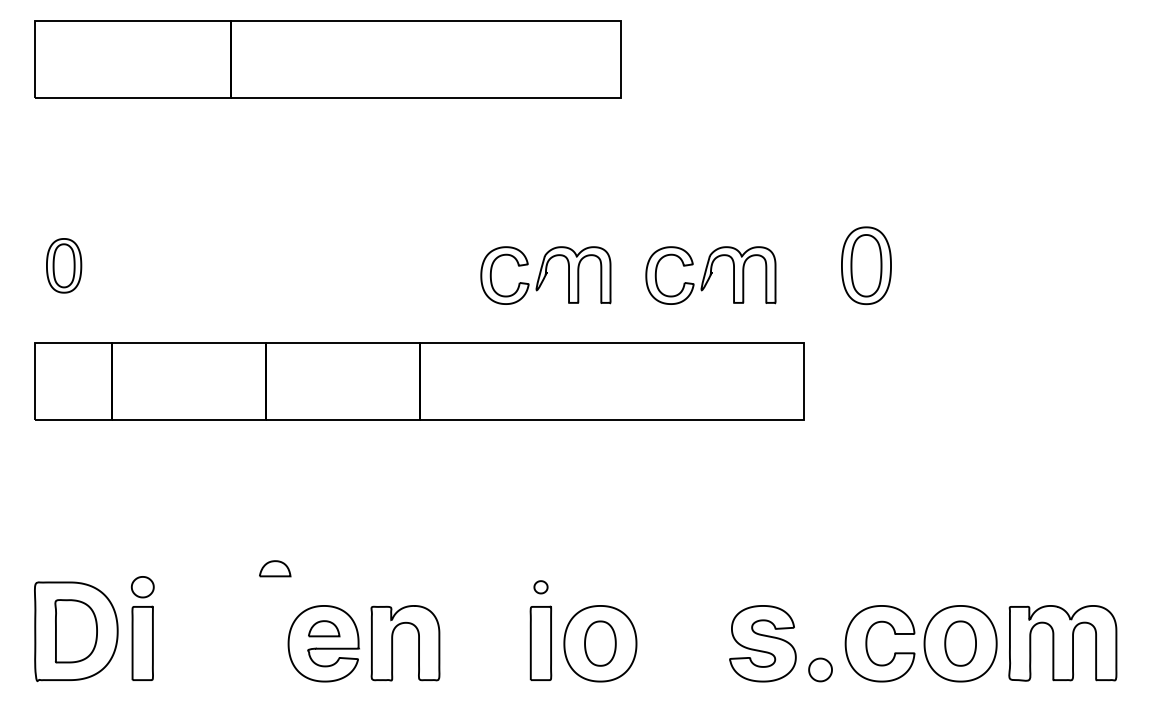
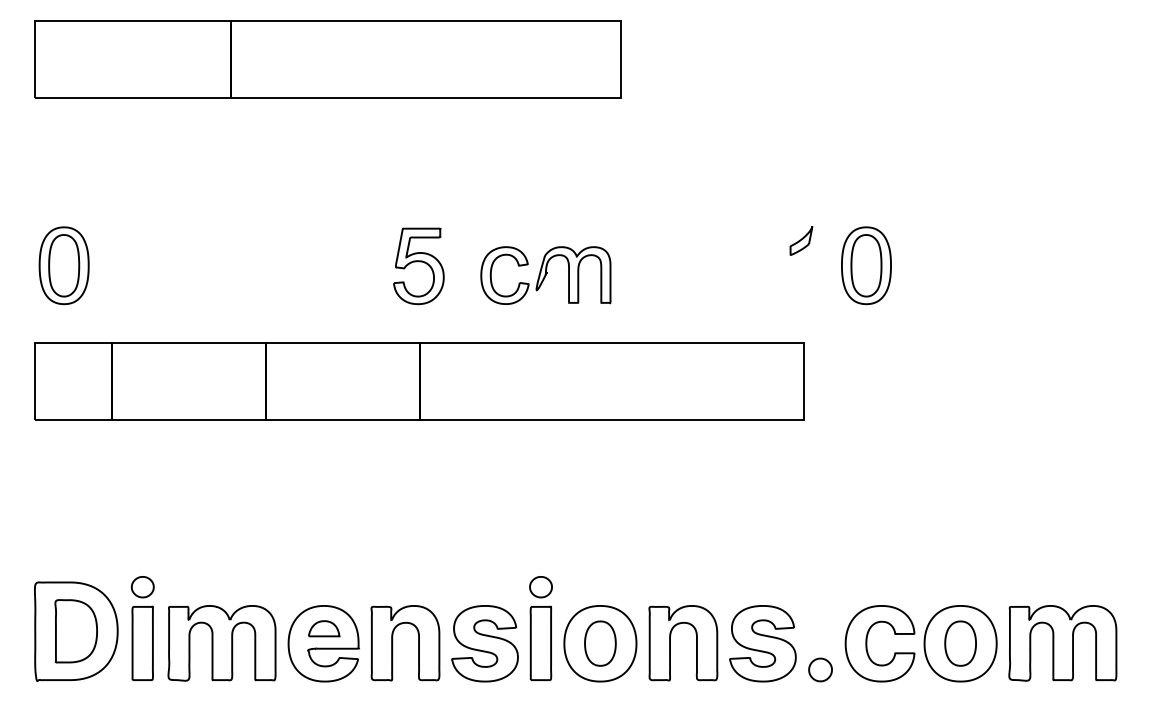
part: none -> present (801, 240)
part size: 37x56 px -> 52x80 px (63, 265)
part: none -> present (418, 266)
part: present -> none (710, 275)
part: present -> none (275, 568)
part size: 16x15 px -> 24x23 px (540, 587)
part: none -> present (221, 643)
part: none -> present (484, 643)
part: none -> present (670, 643)
